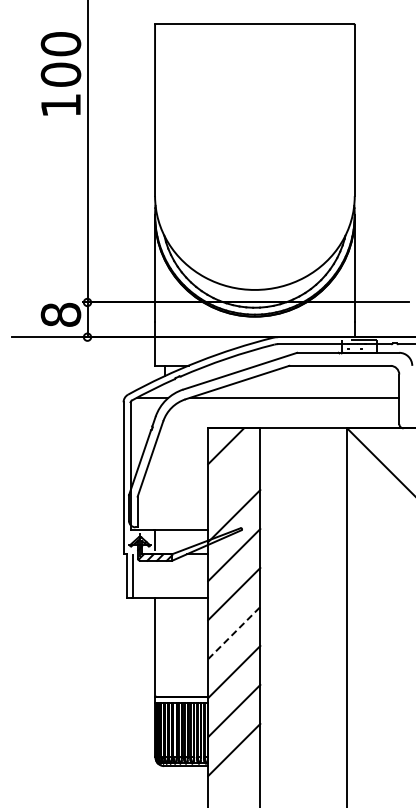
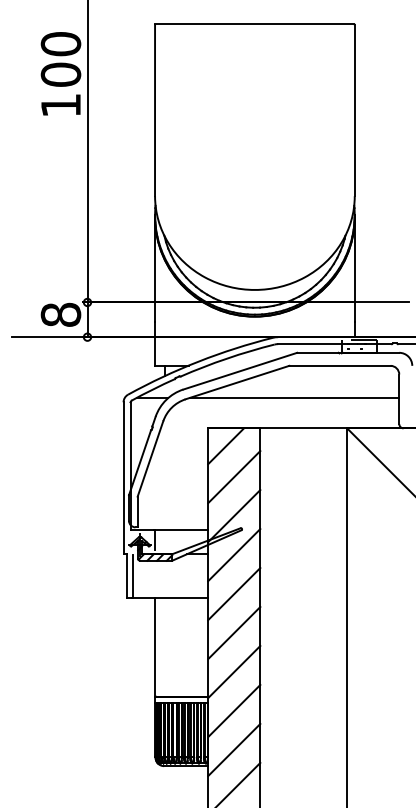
line: none -> present (234, 477)
line: dashed -> solid (234, 633)
line: none -> present (239, 783)
